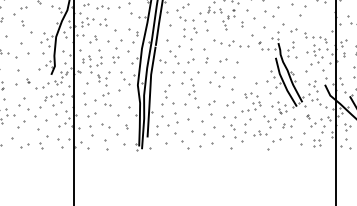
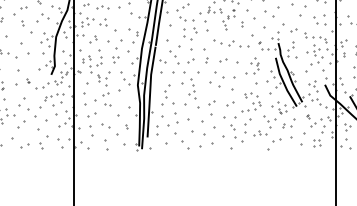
part: none -> present (42, 17)
part: none -> present (319, 19)
part: none -> present (252, 65)
